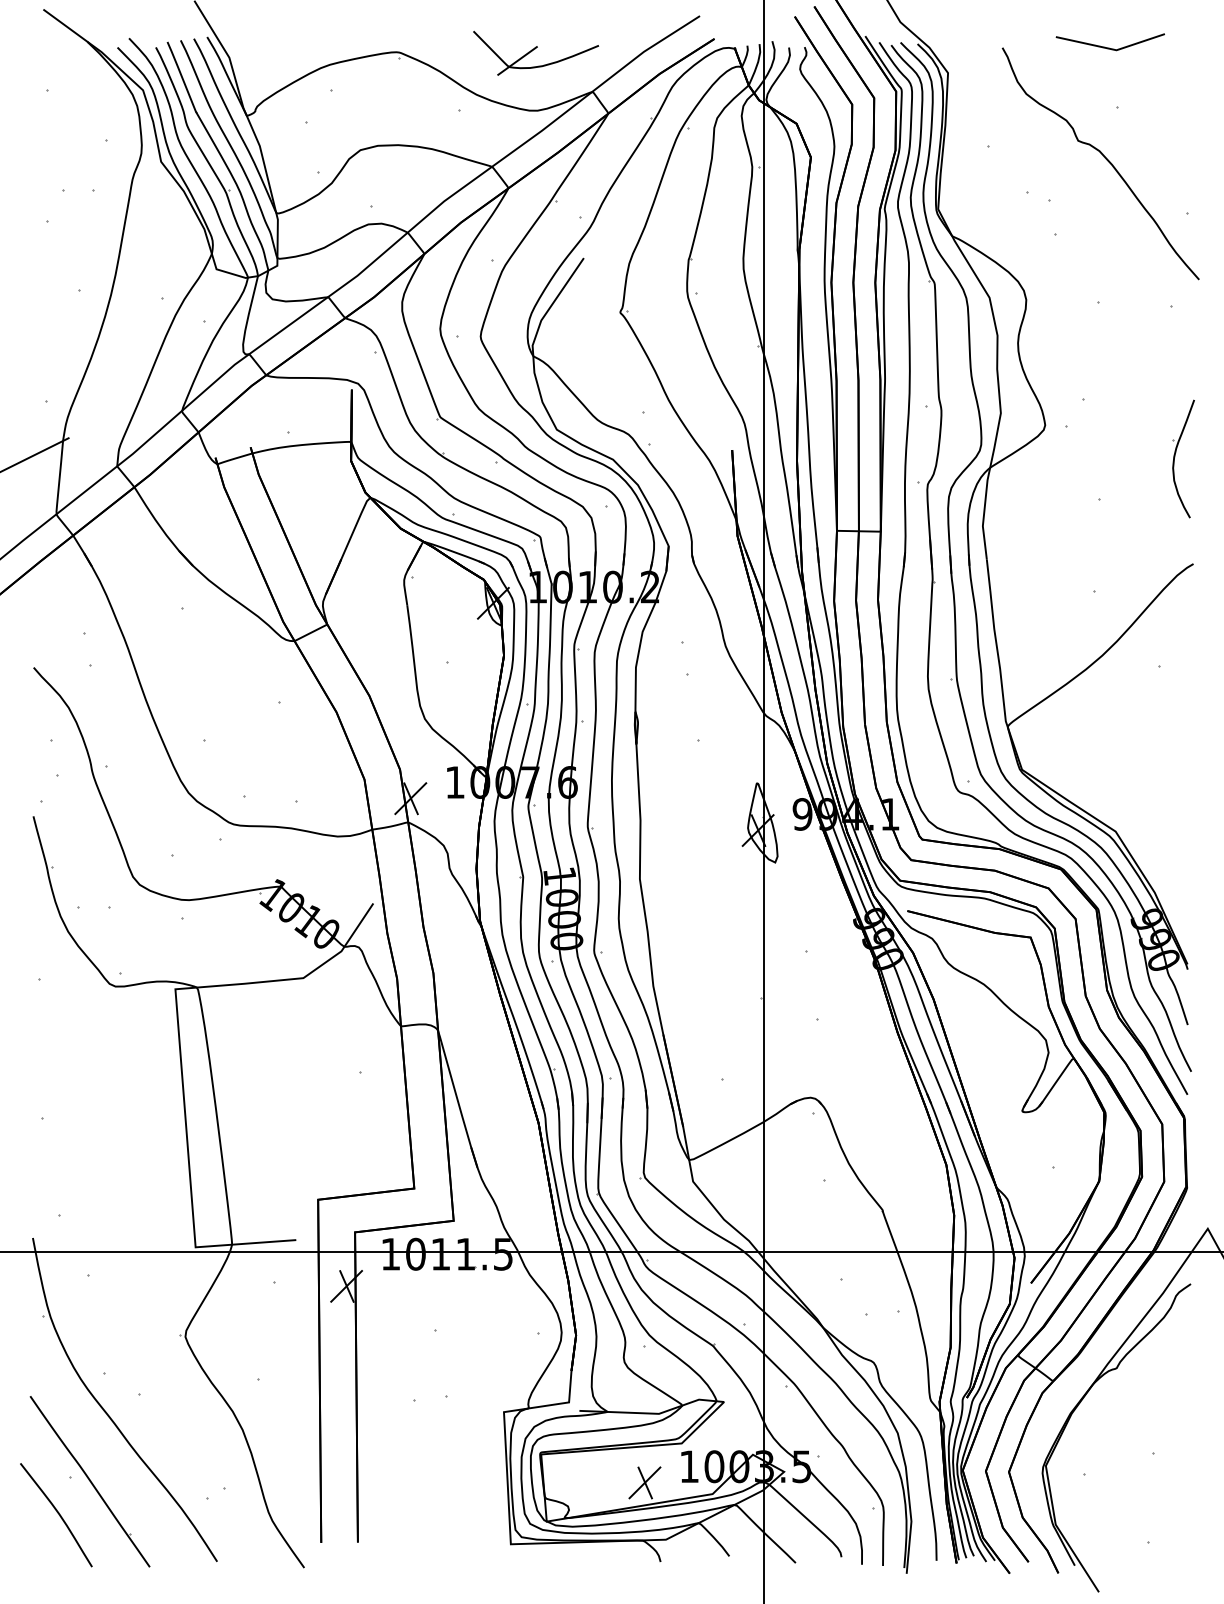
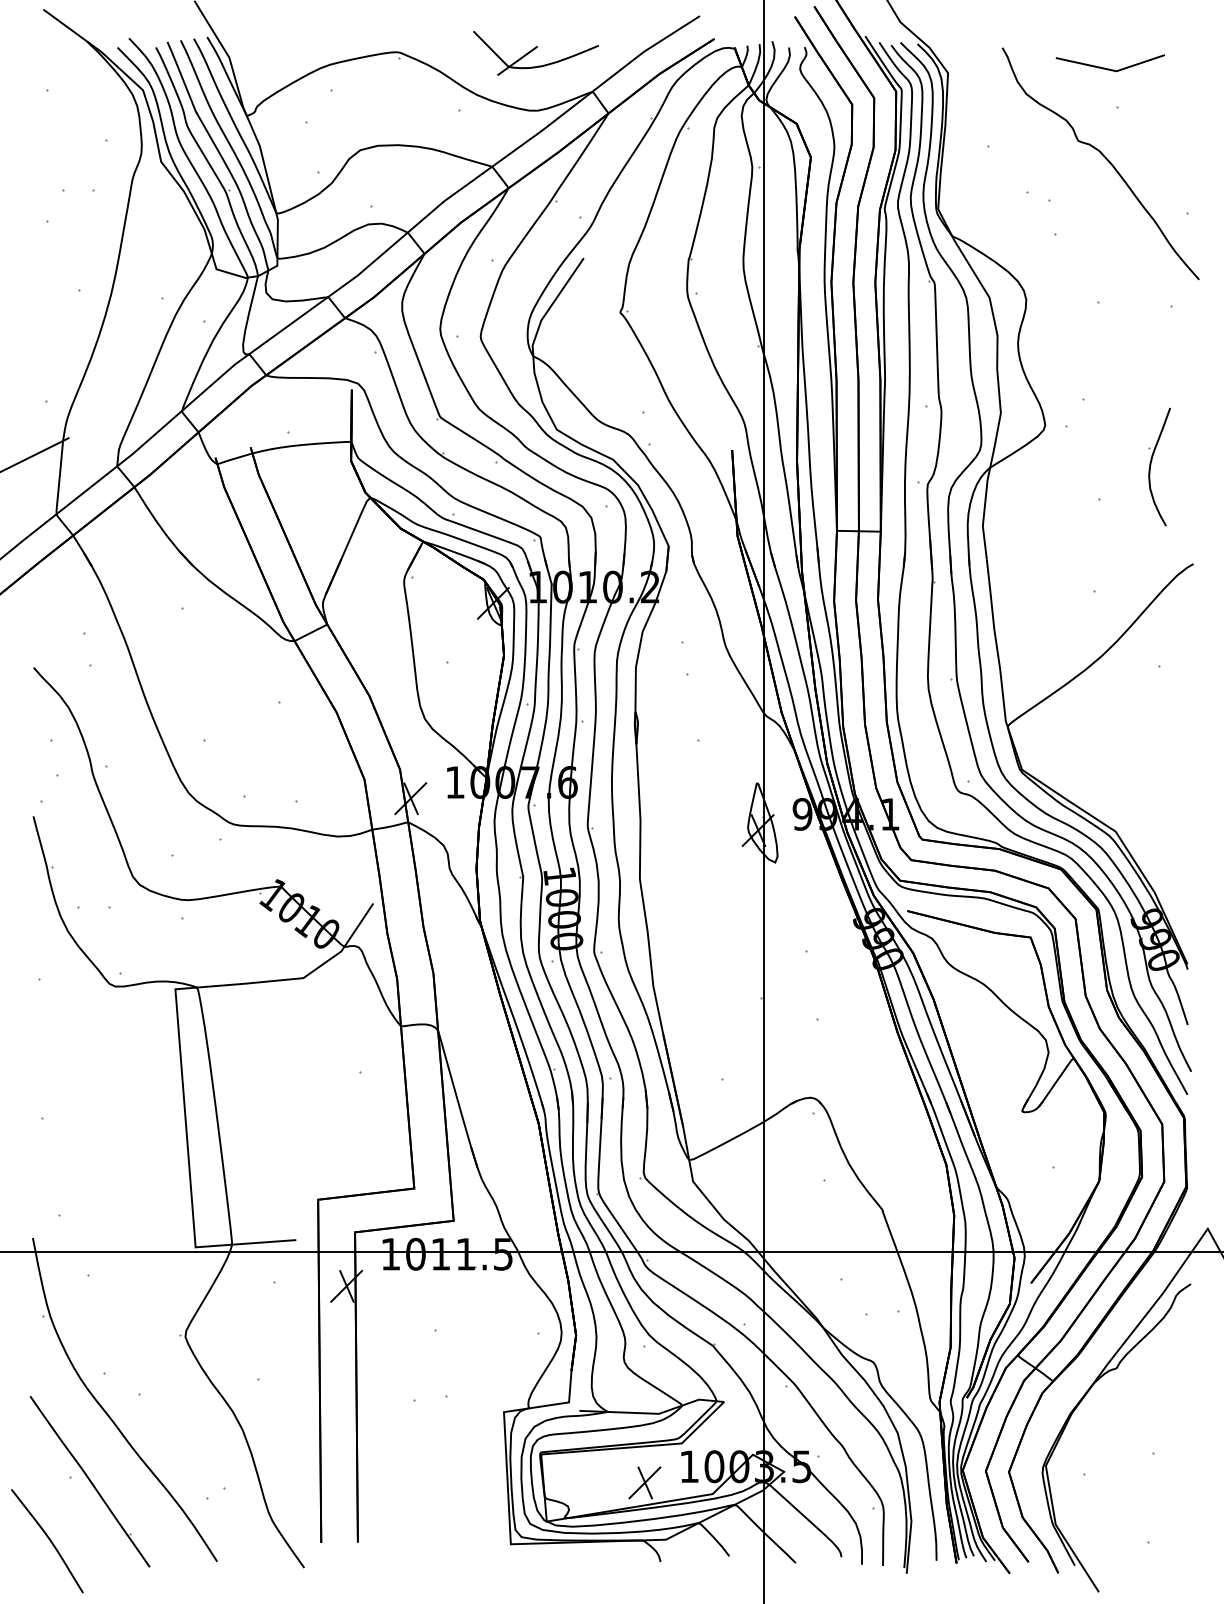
line position: (1109, 47) -> (1109, 68) (1109, 68)
part position: (1175, 457) -> (1151, 465) (1151, 465)
curve position: (57, 1513) -> (48, 1539) (48, 1539)
